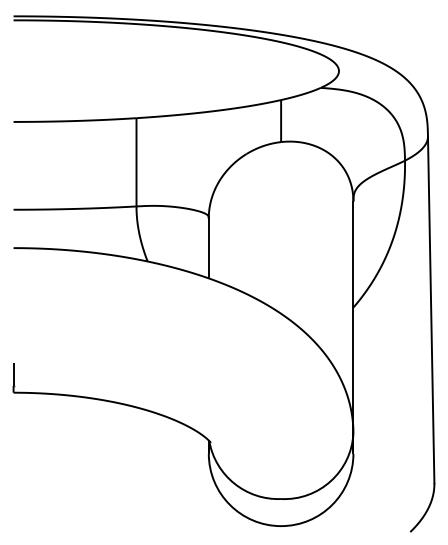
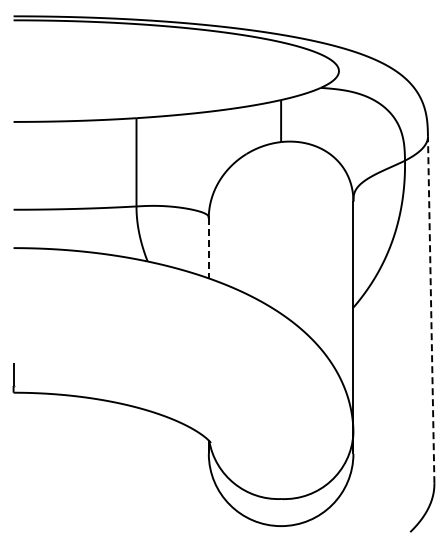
line: solid -> dashed (208, 248)
line: solid -> dashed (431, 309)
